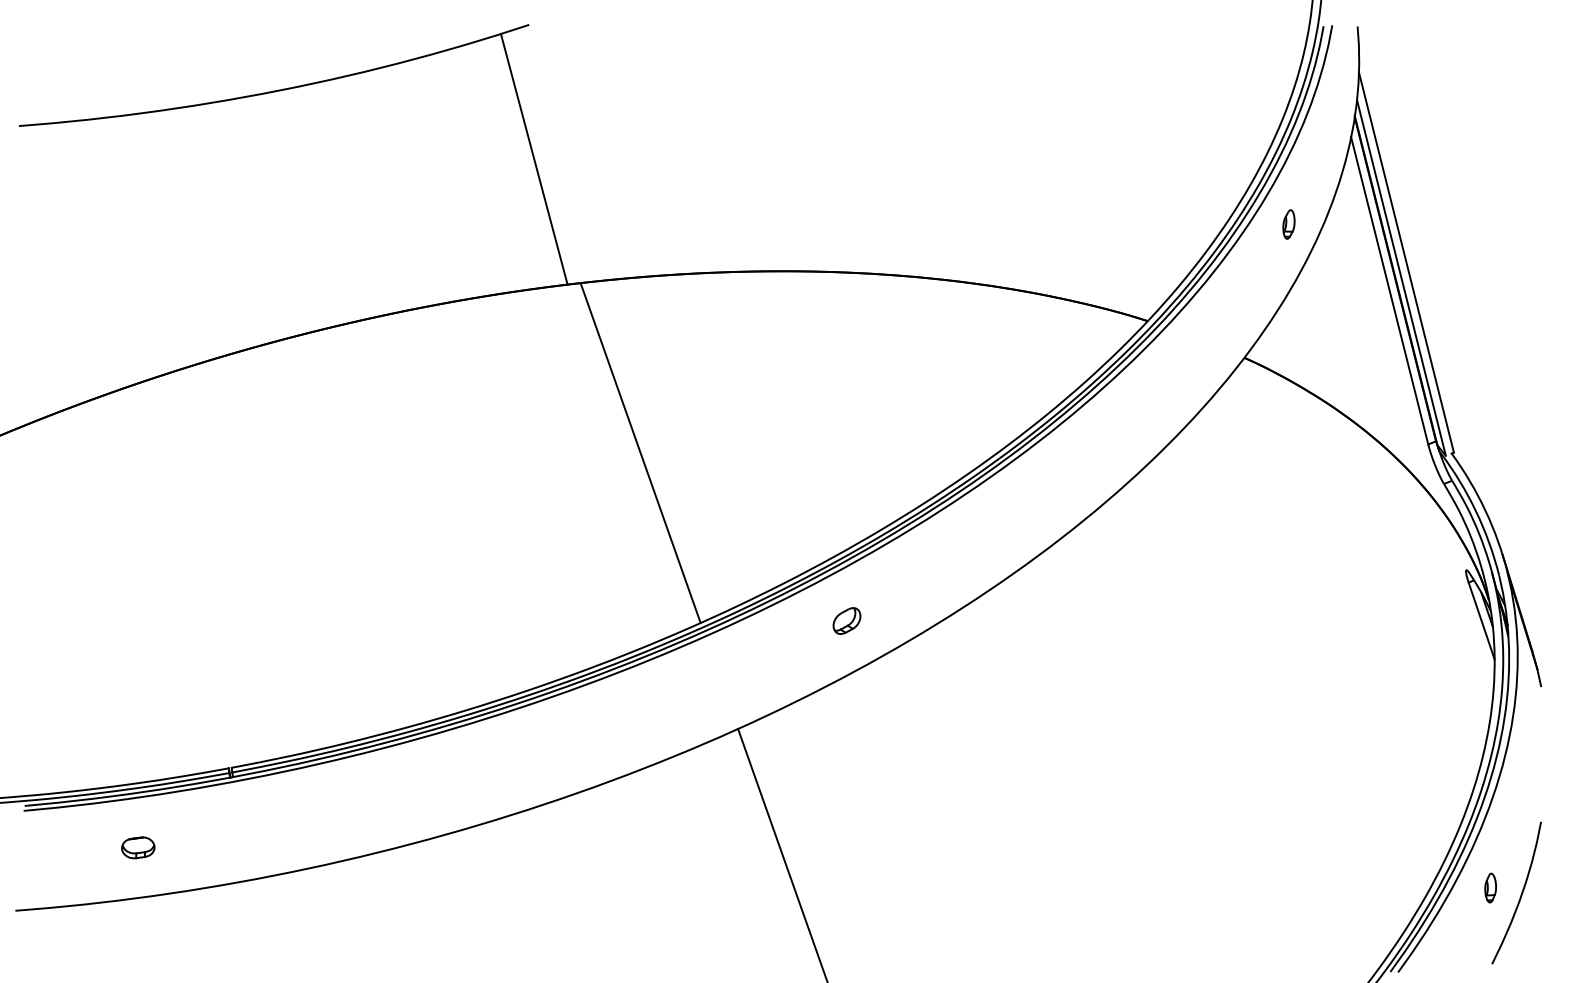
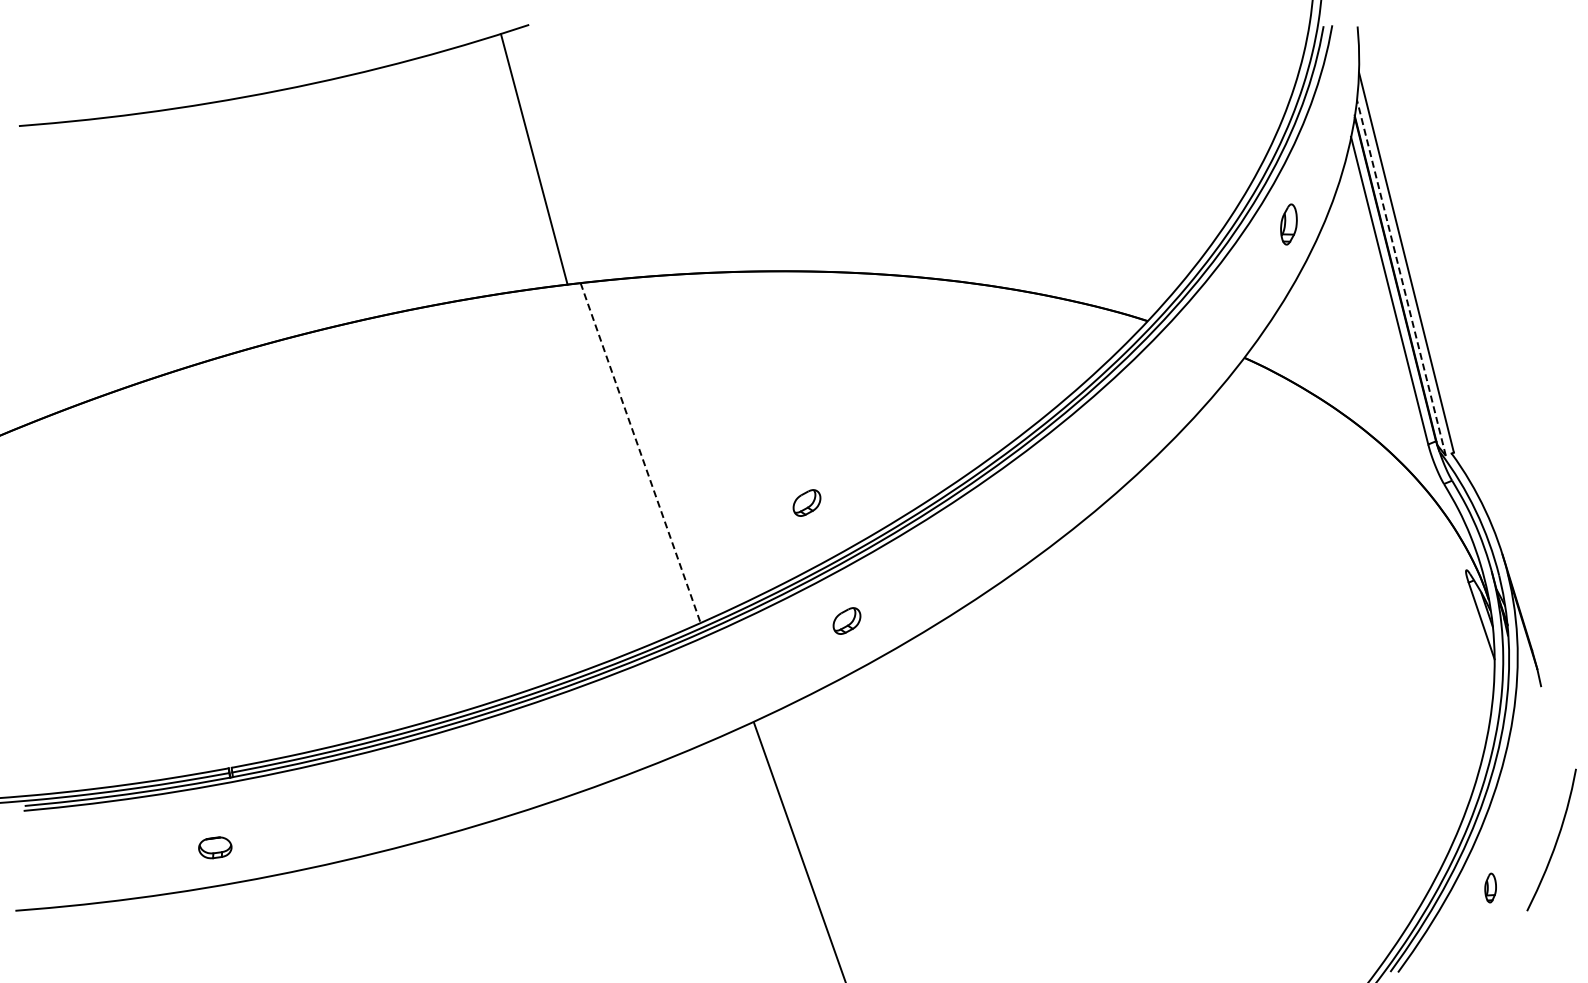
part size: 14x31 px -> 18x43 px (1288, 224)
line: solid -> dashed (1401, 277)
line: solid -> dashed (640, 453)
part: none -> present (806, 502)
part position: (138, 847) -> (215, 847) (215, 847)
line position: (782, 854) -> (799, 851) (799, 851)
curve position: (1520, 894) -> (1555, 841) (1555, 841)
